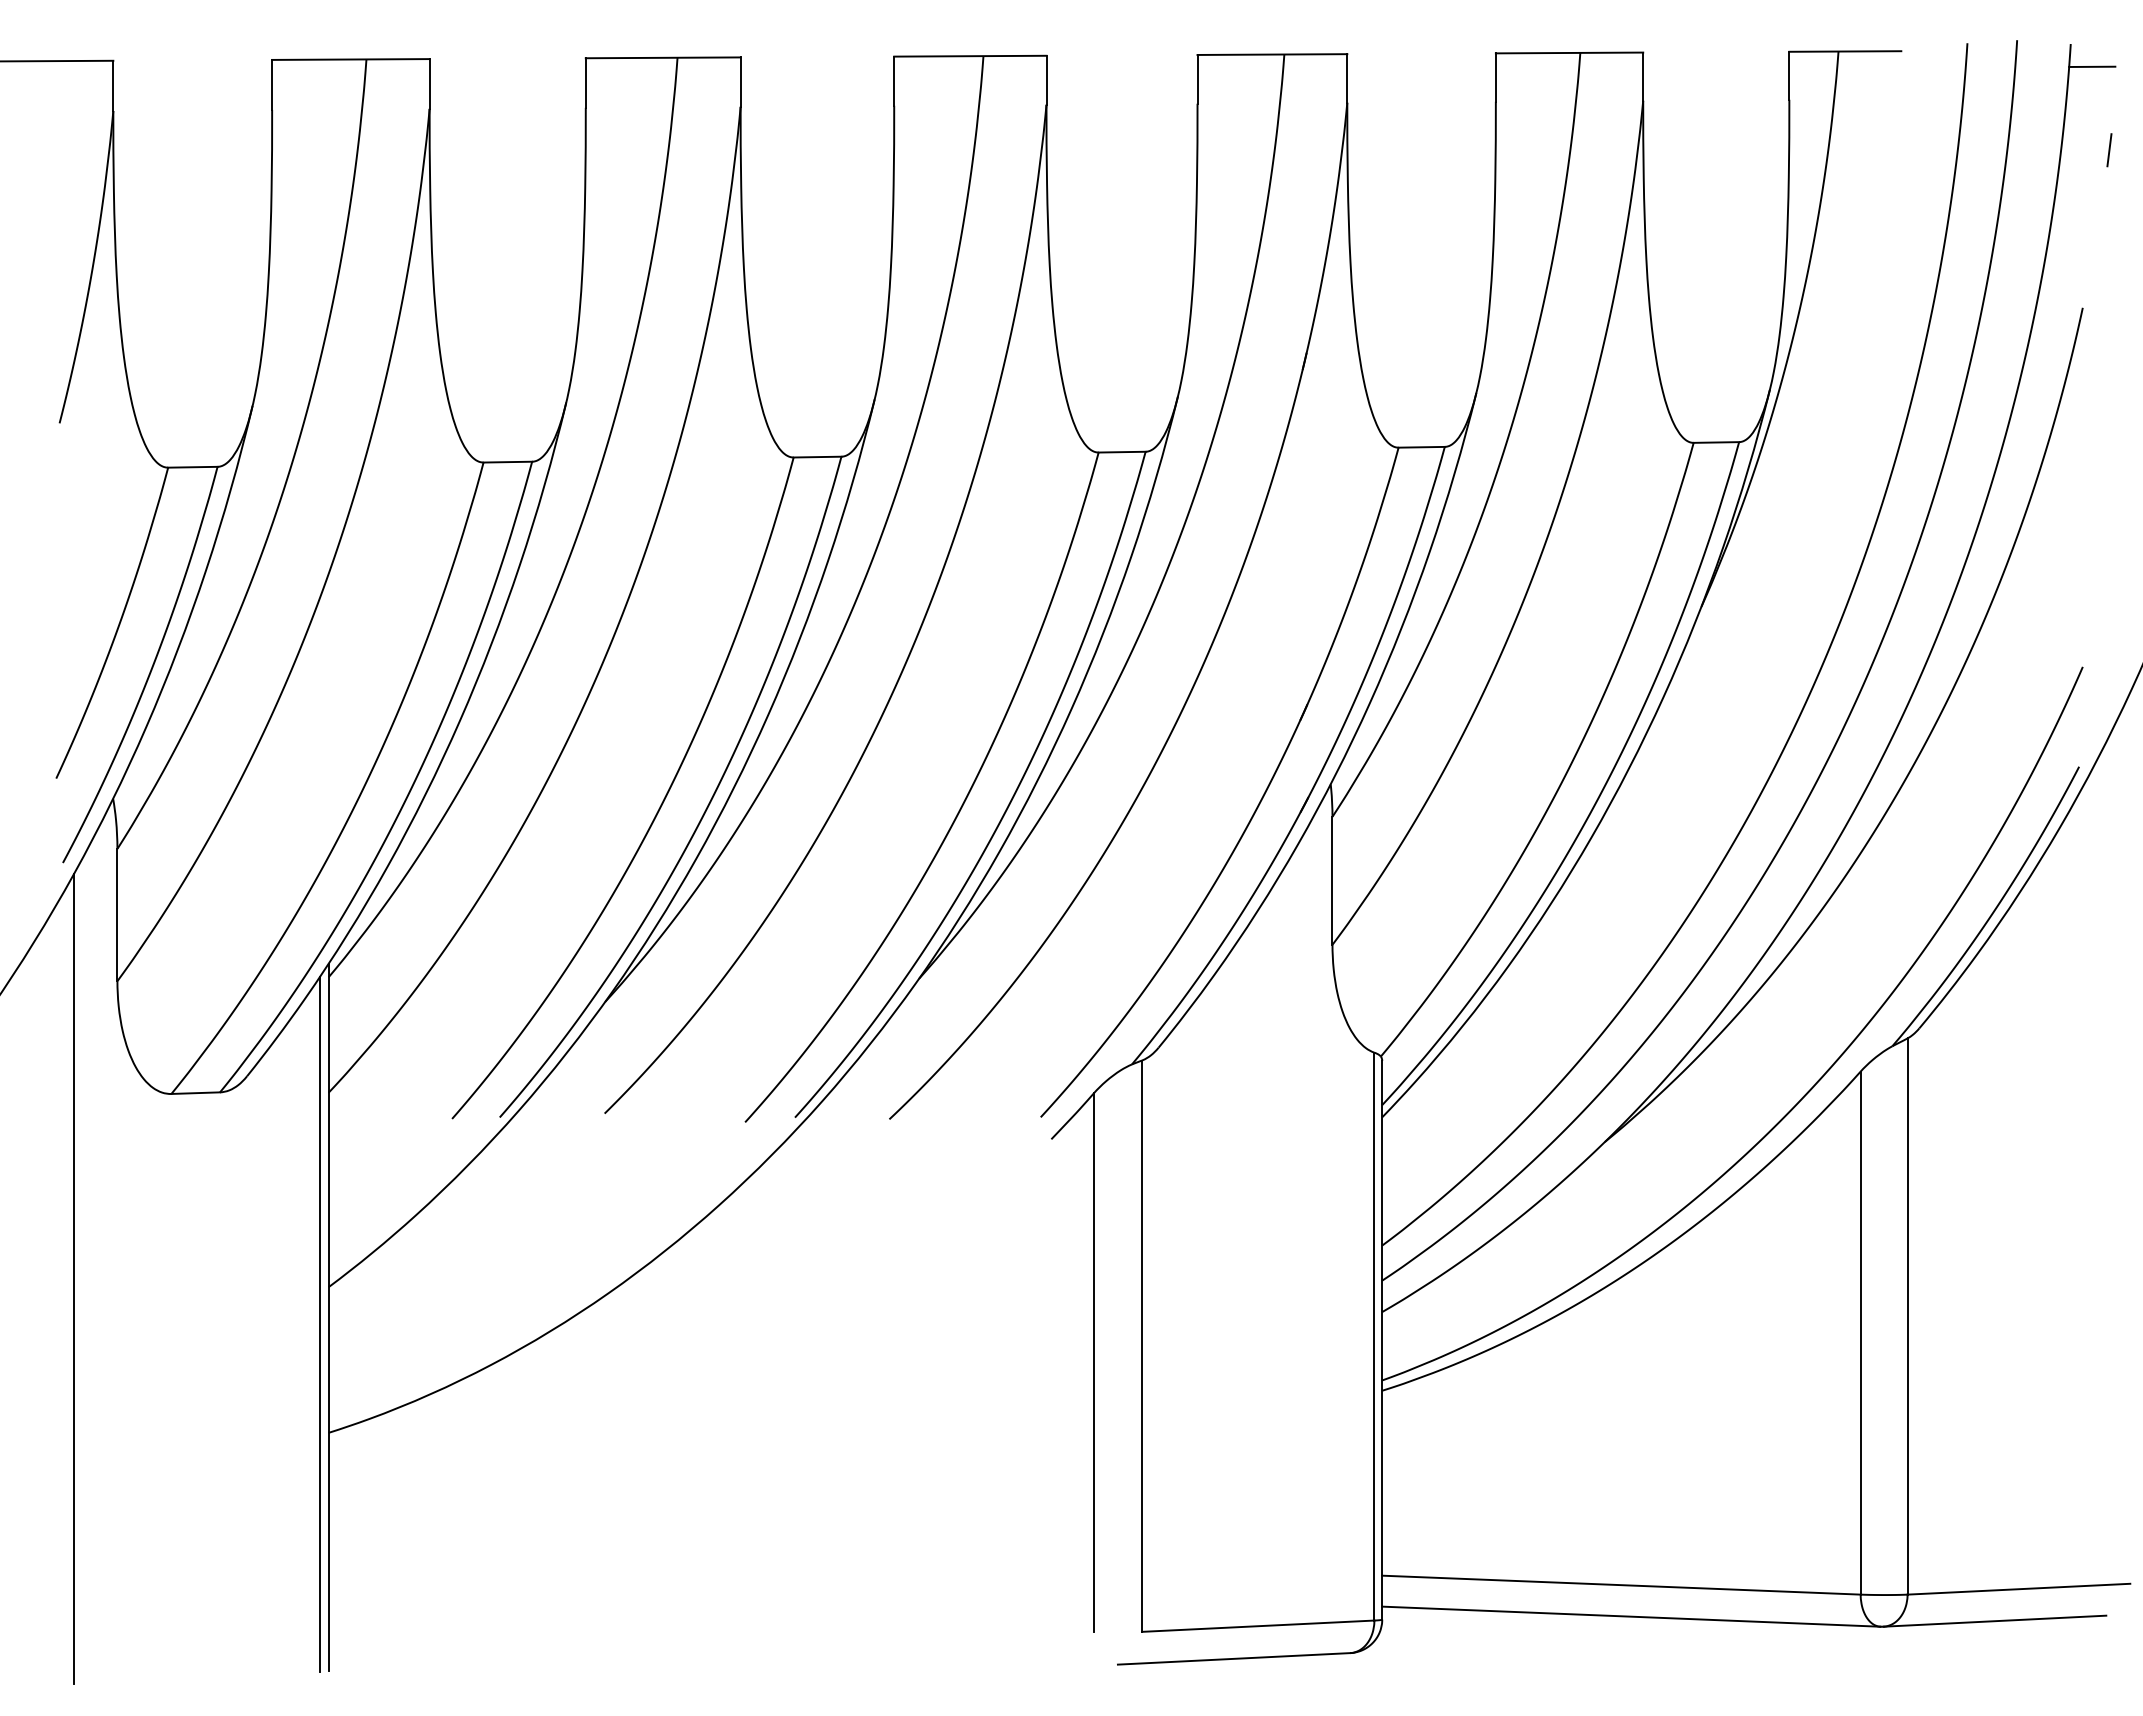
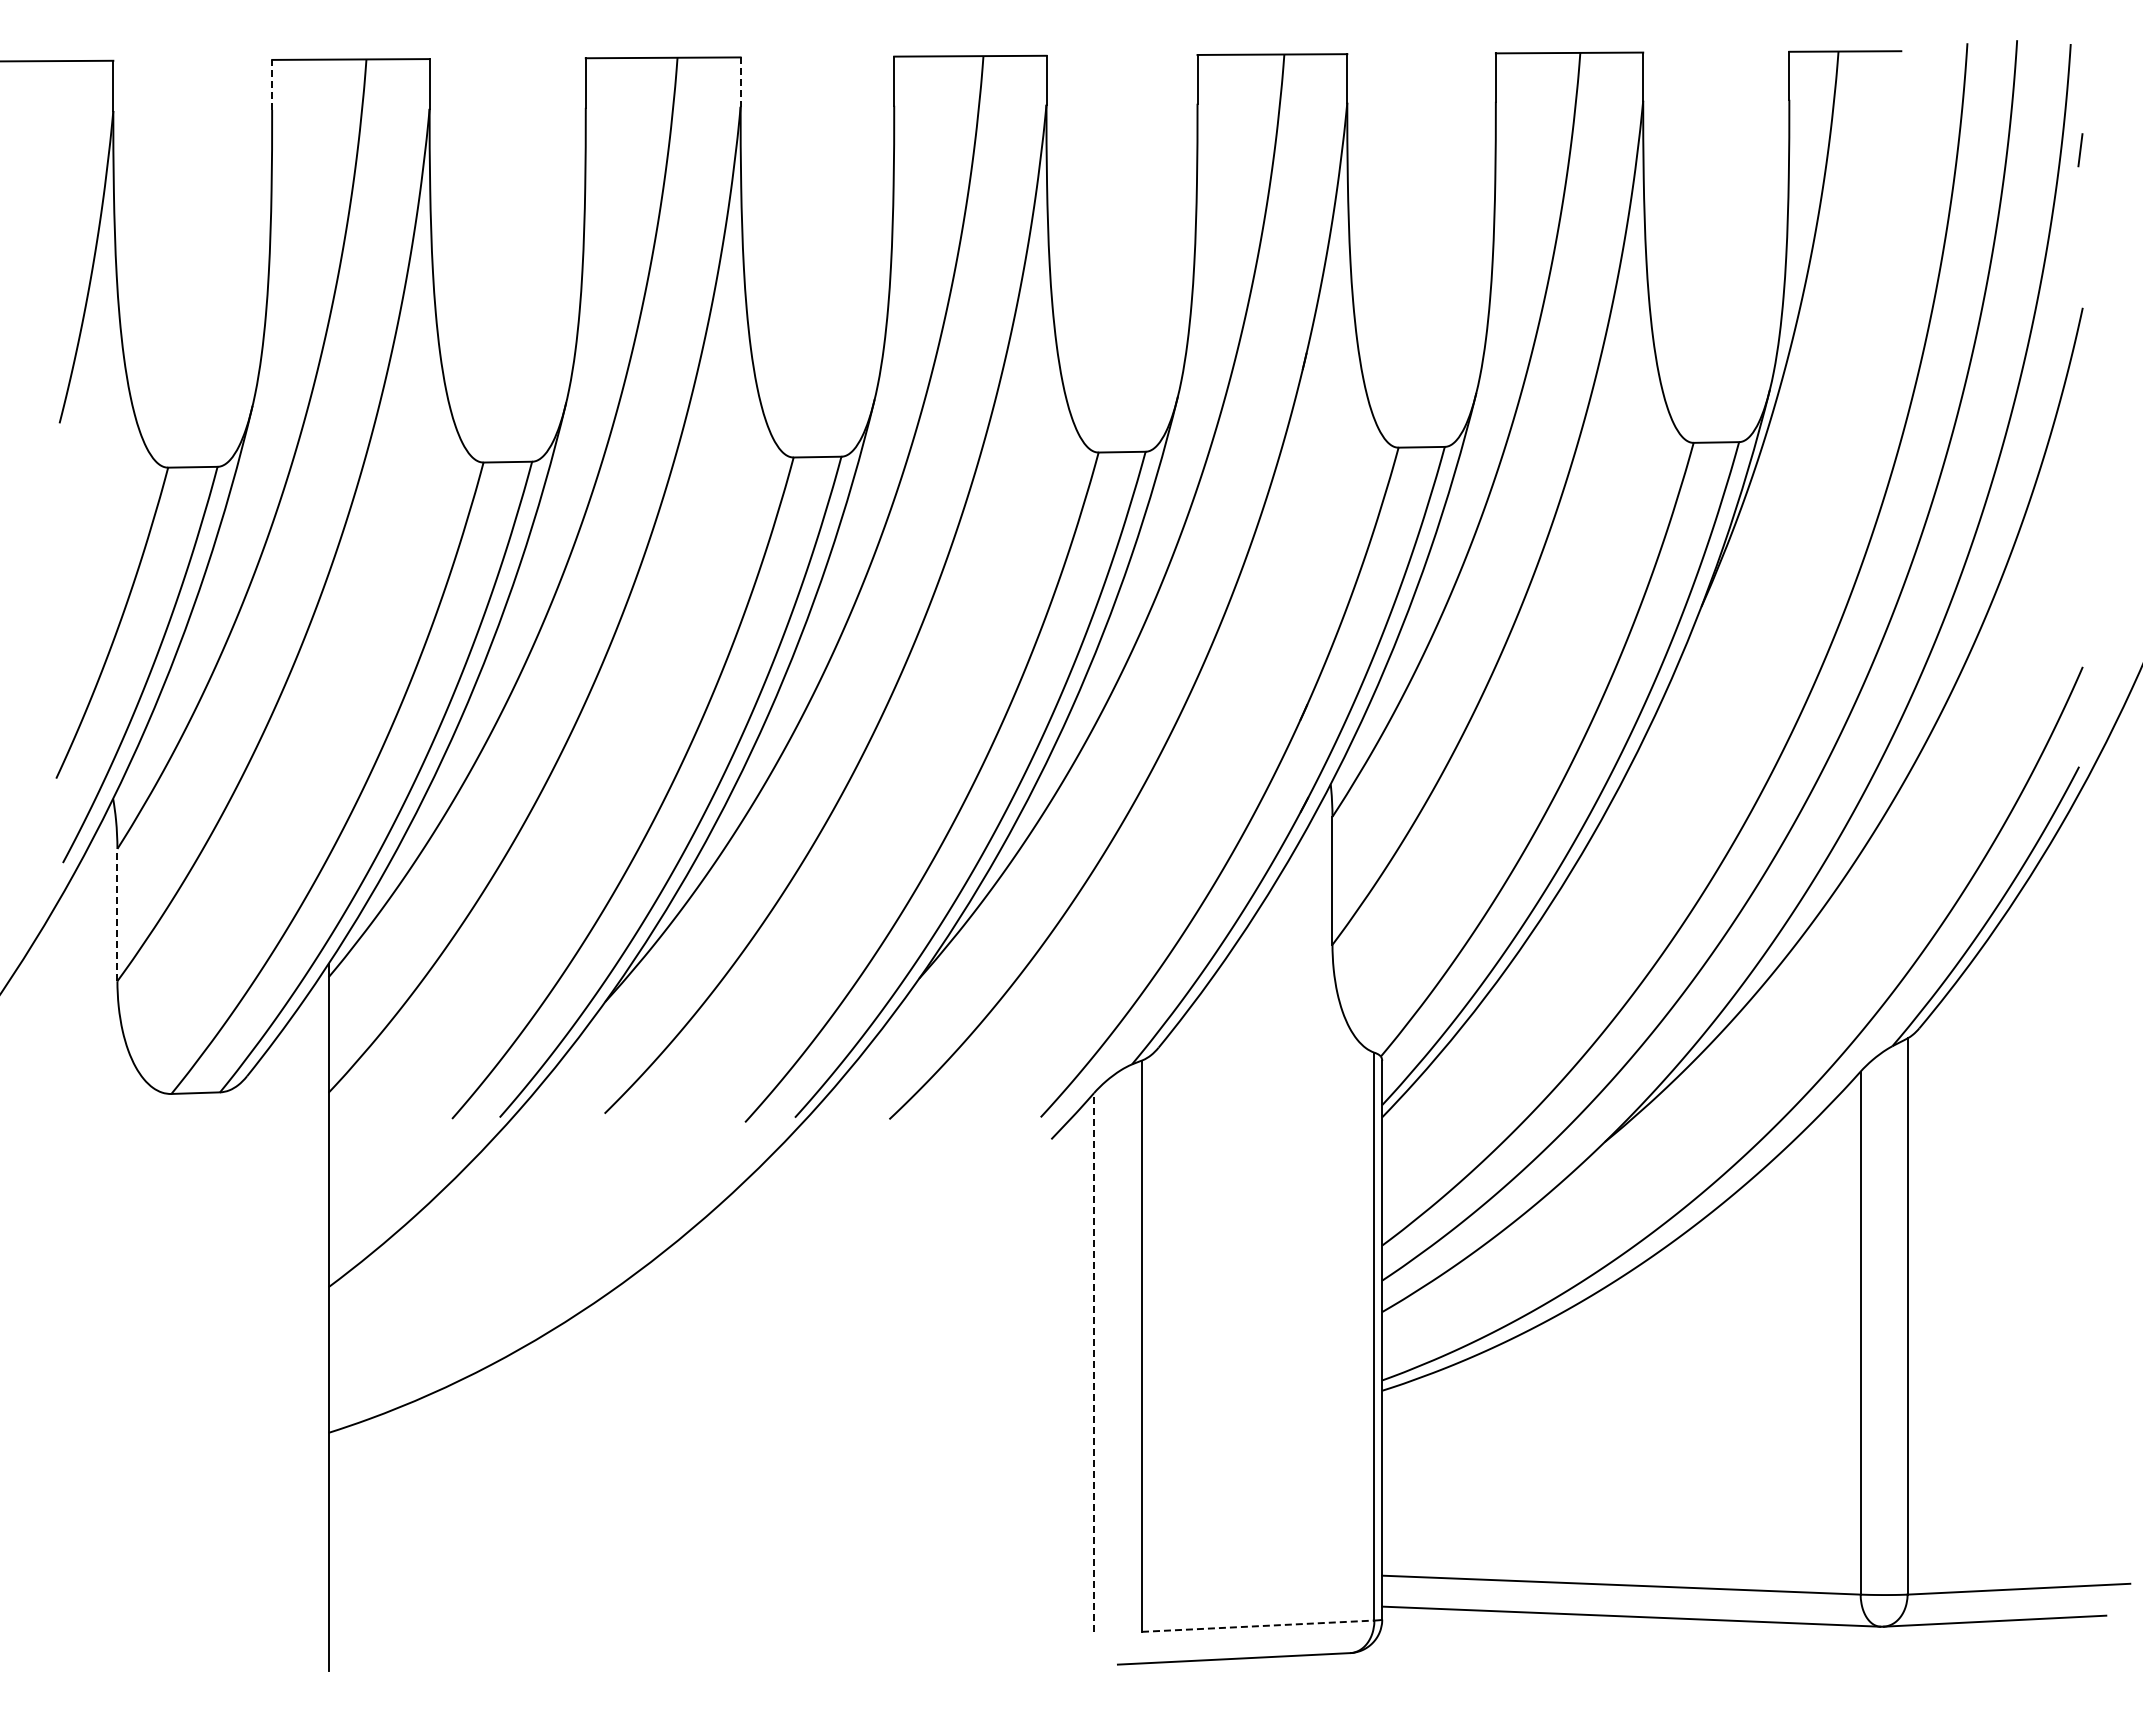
line: present -> none (2092, 66)
line: solid -> dashed (740, 82)
line: solid -> dashed (272, 84)
line position: (2109, 150) -> (2080, 150) (2080, 150)
line: solid -> dashed (117, 914)
line: present -> none (73, 1278)
line: present -> none (319, 1323)
line: solid -> dashed (1094, 1361)
line: solid -> dashed (1258, 1626)
